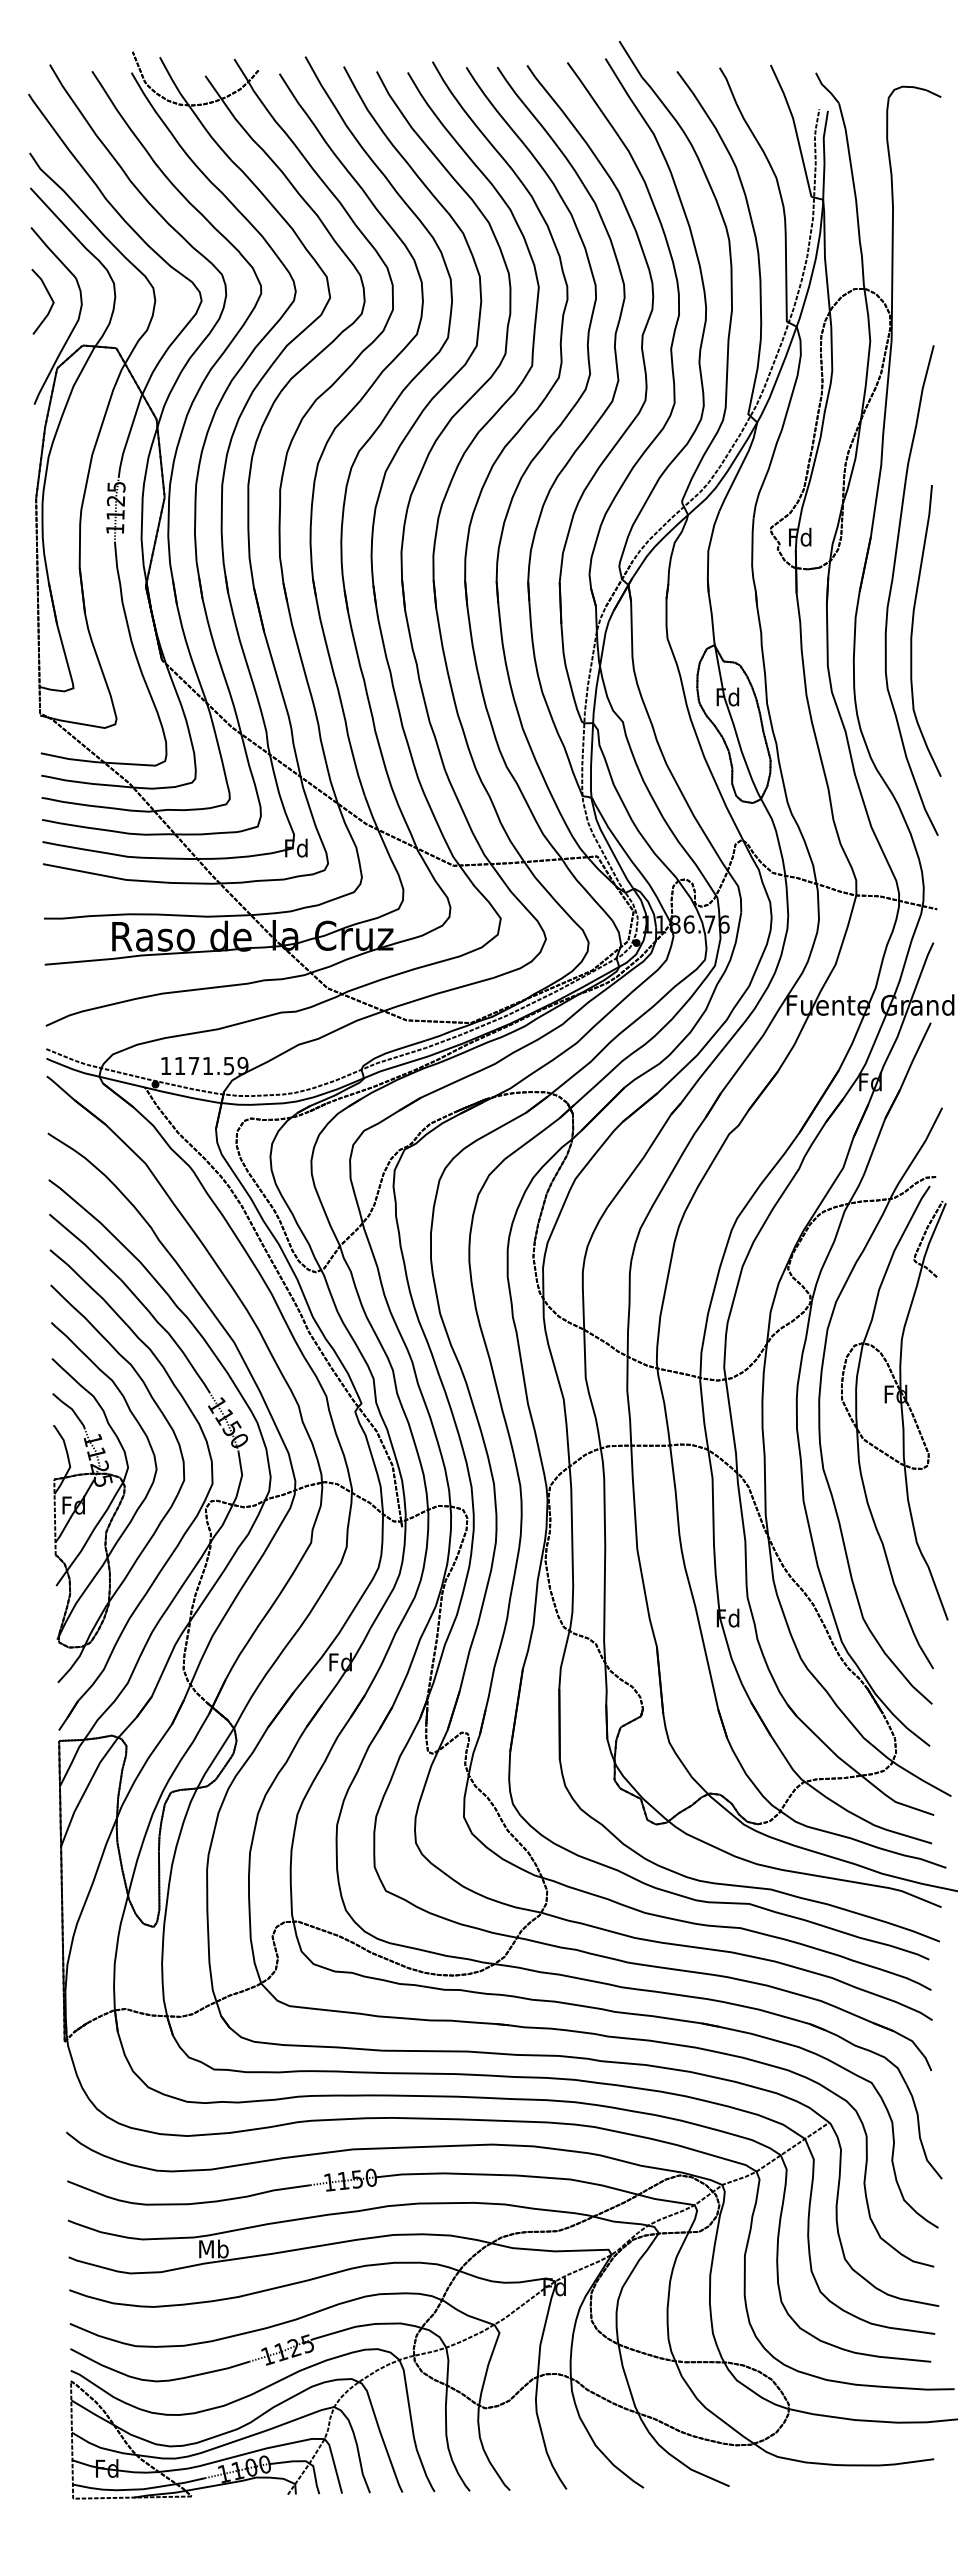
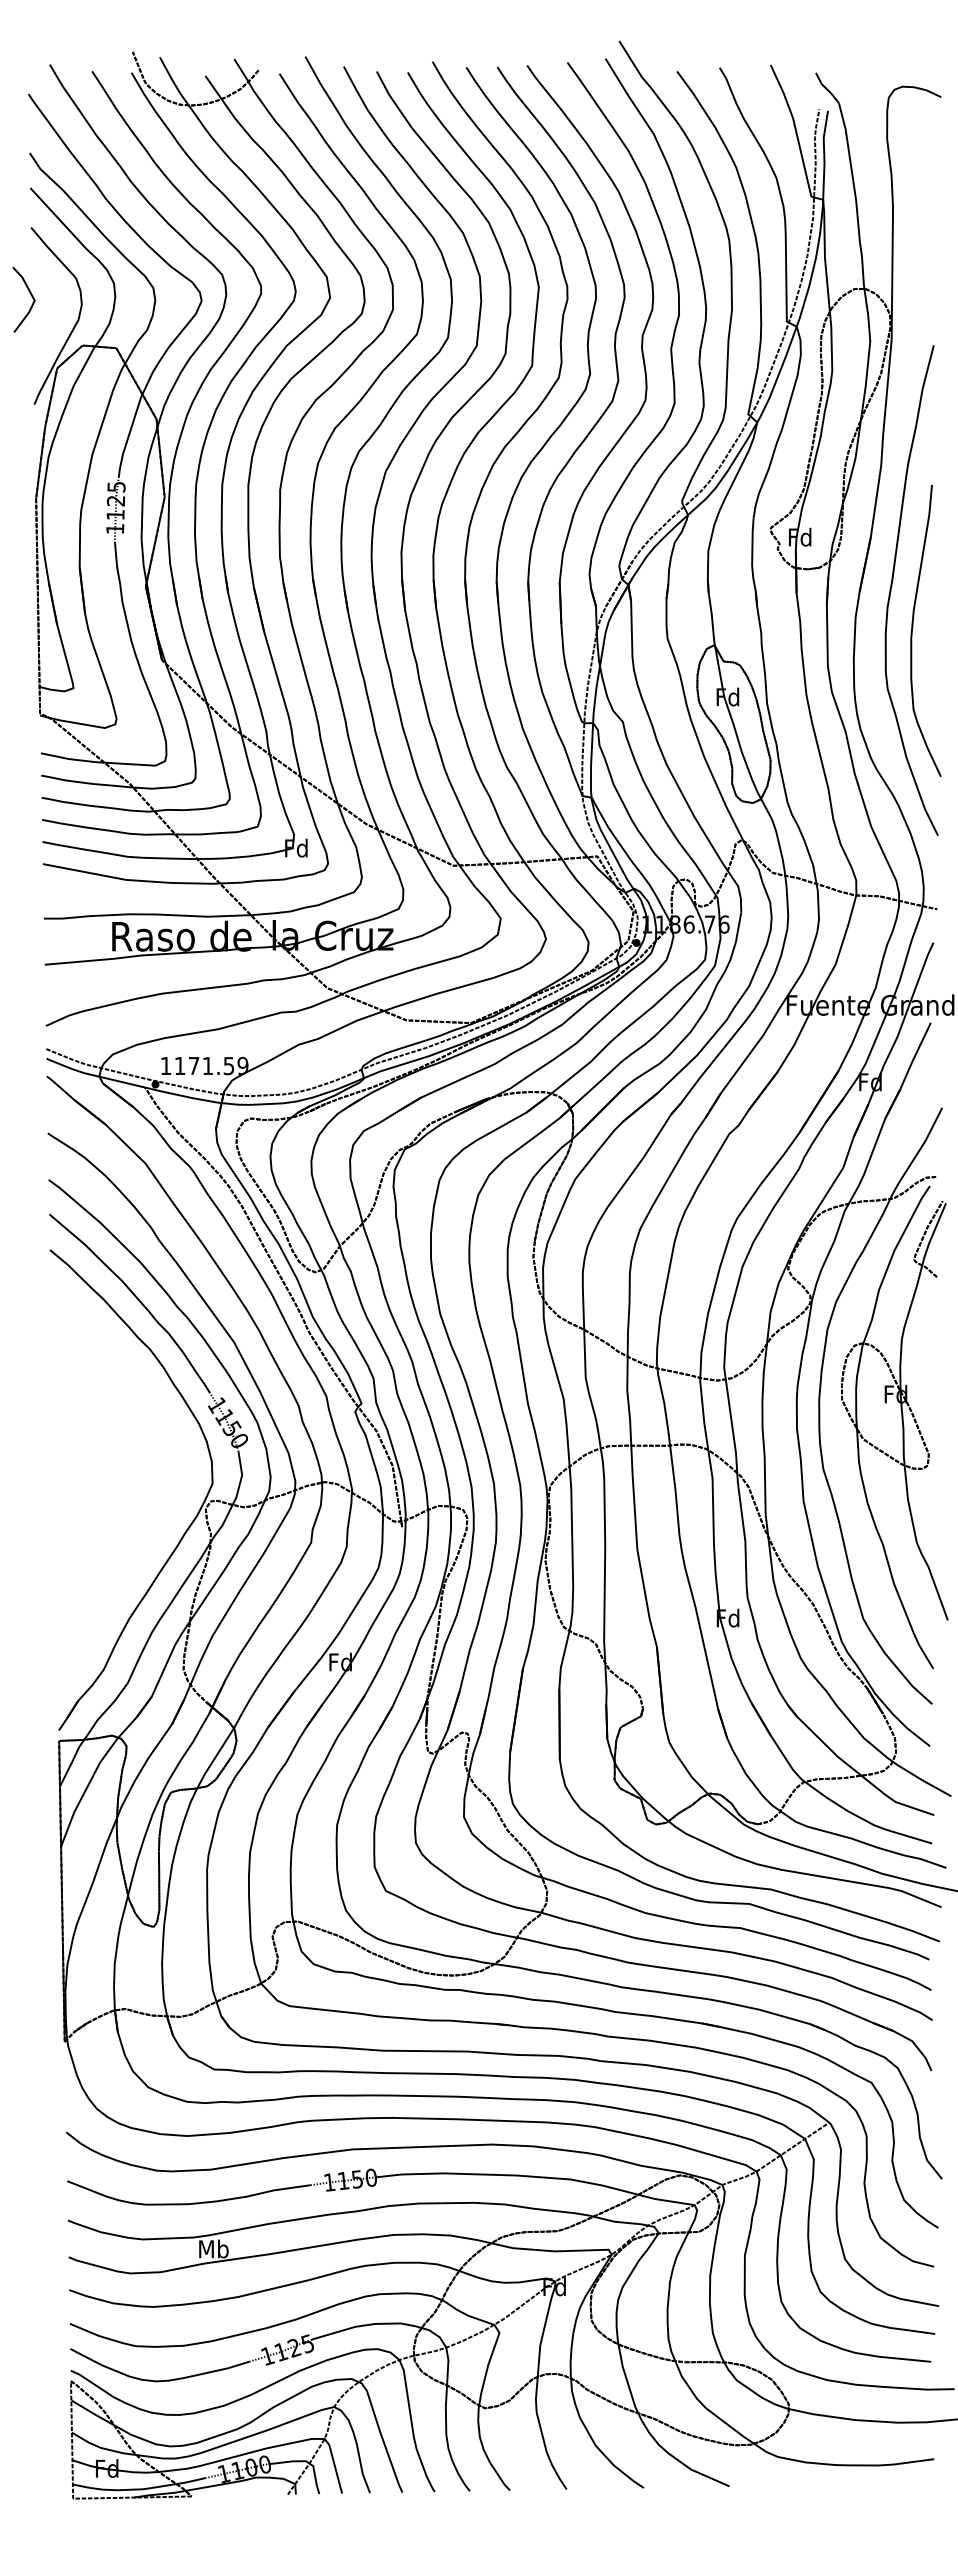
line position: (48, 295) -> (29, 293) (29, 293)
part: present -> none (117, 1483)
